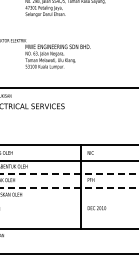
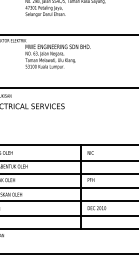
line: none -> present (68, 35)
line: dashed -> solid (69, 174)
line: dashed -> solid (69, 188)
line: none -> present (68, 201)
line: none -> present (68, 216)
